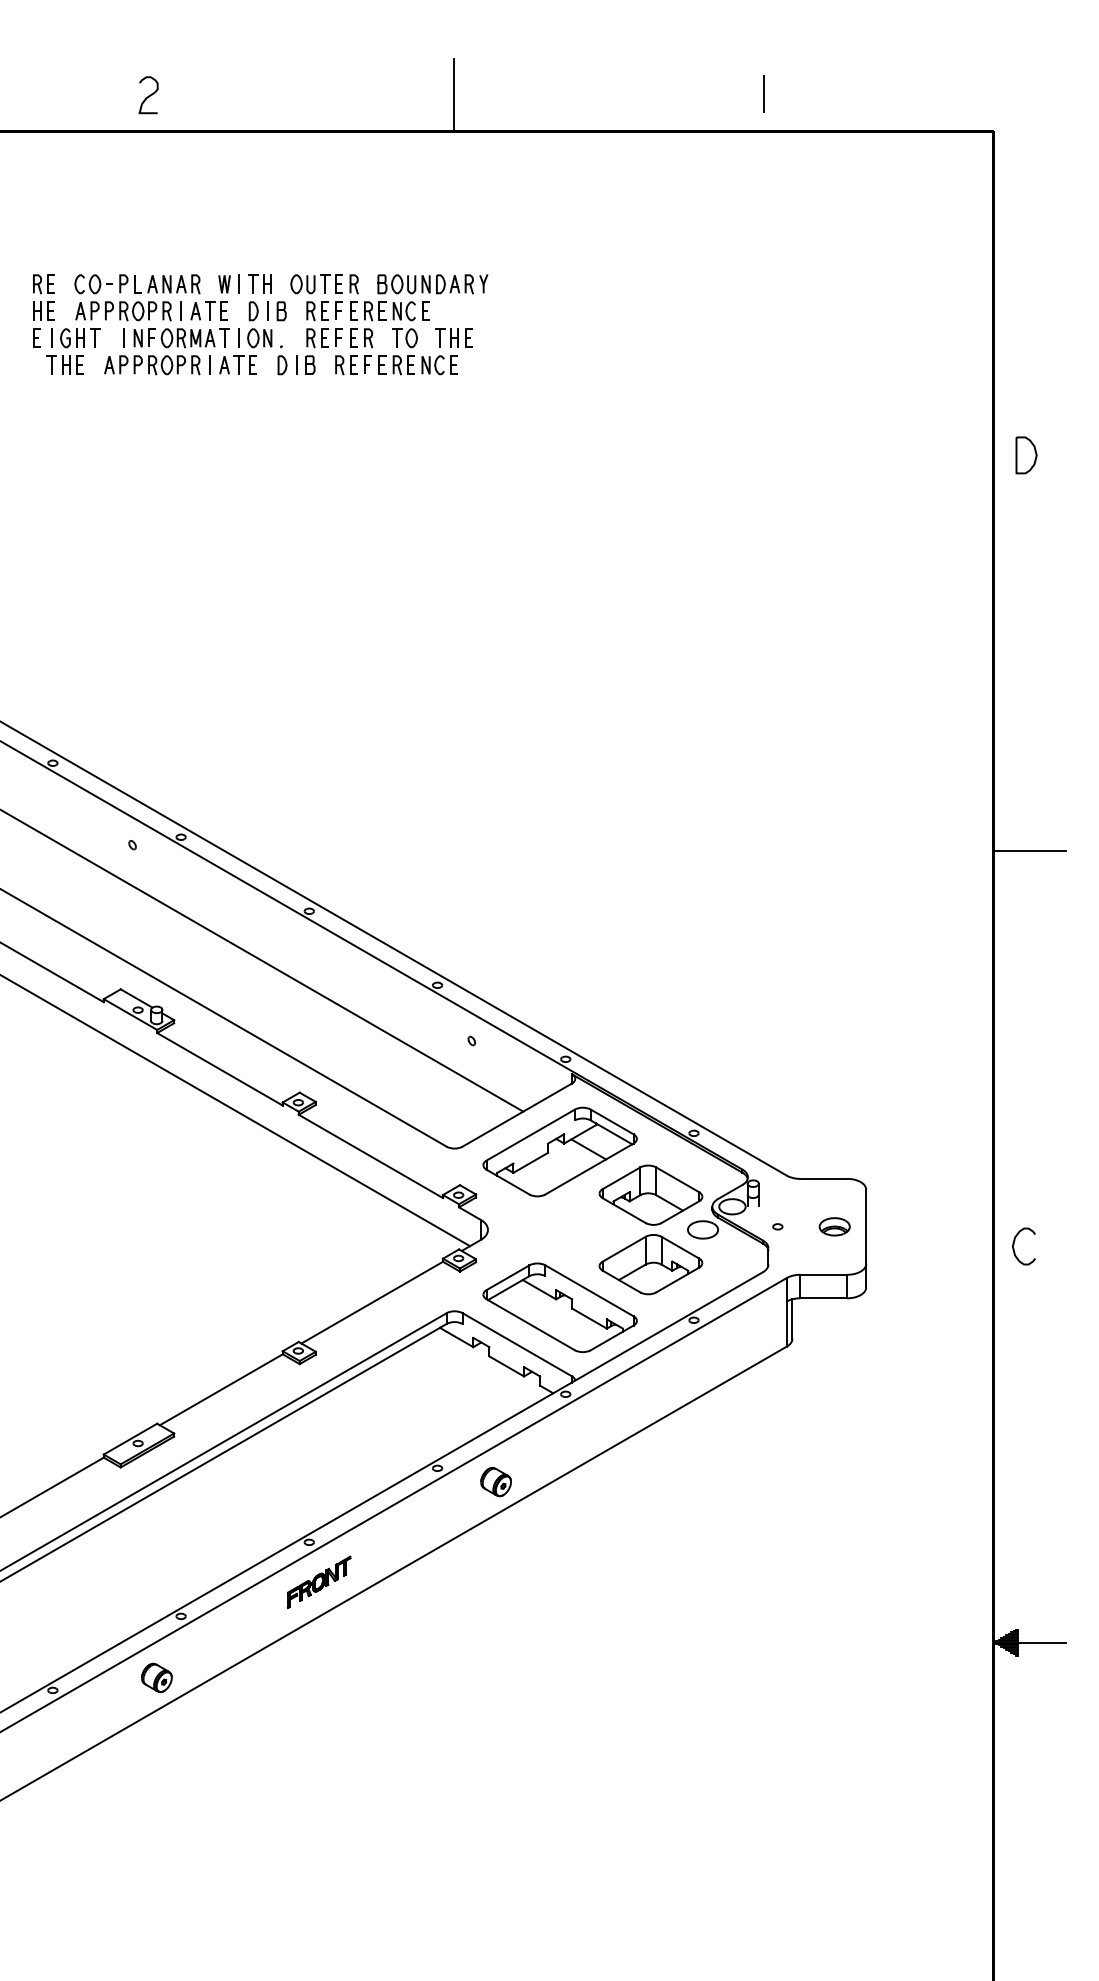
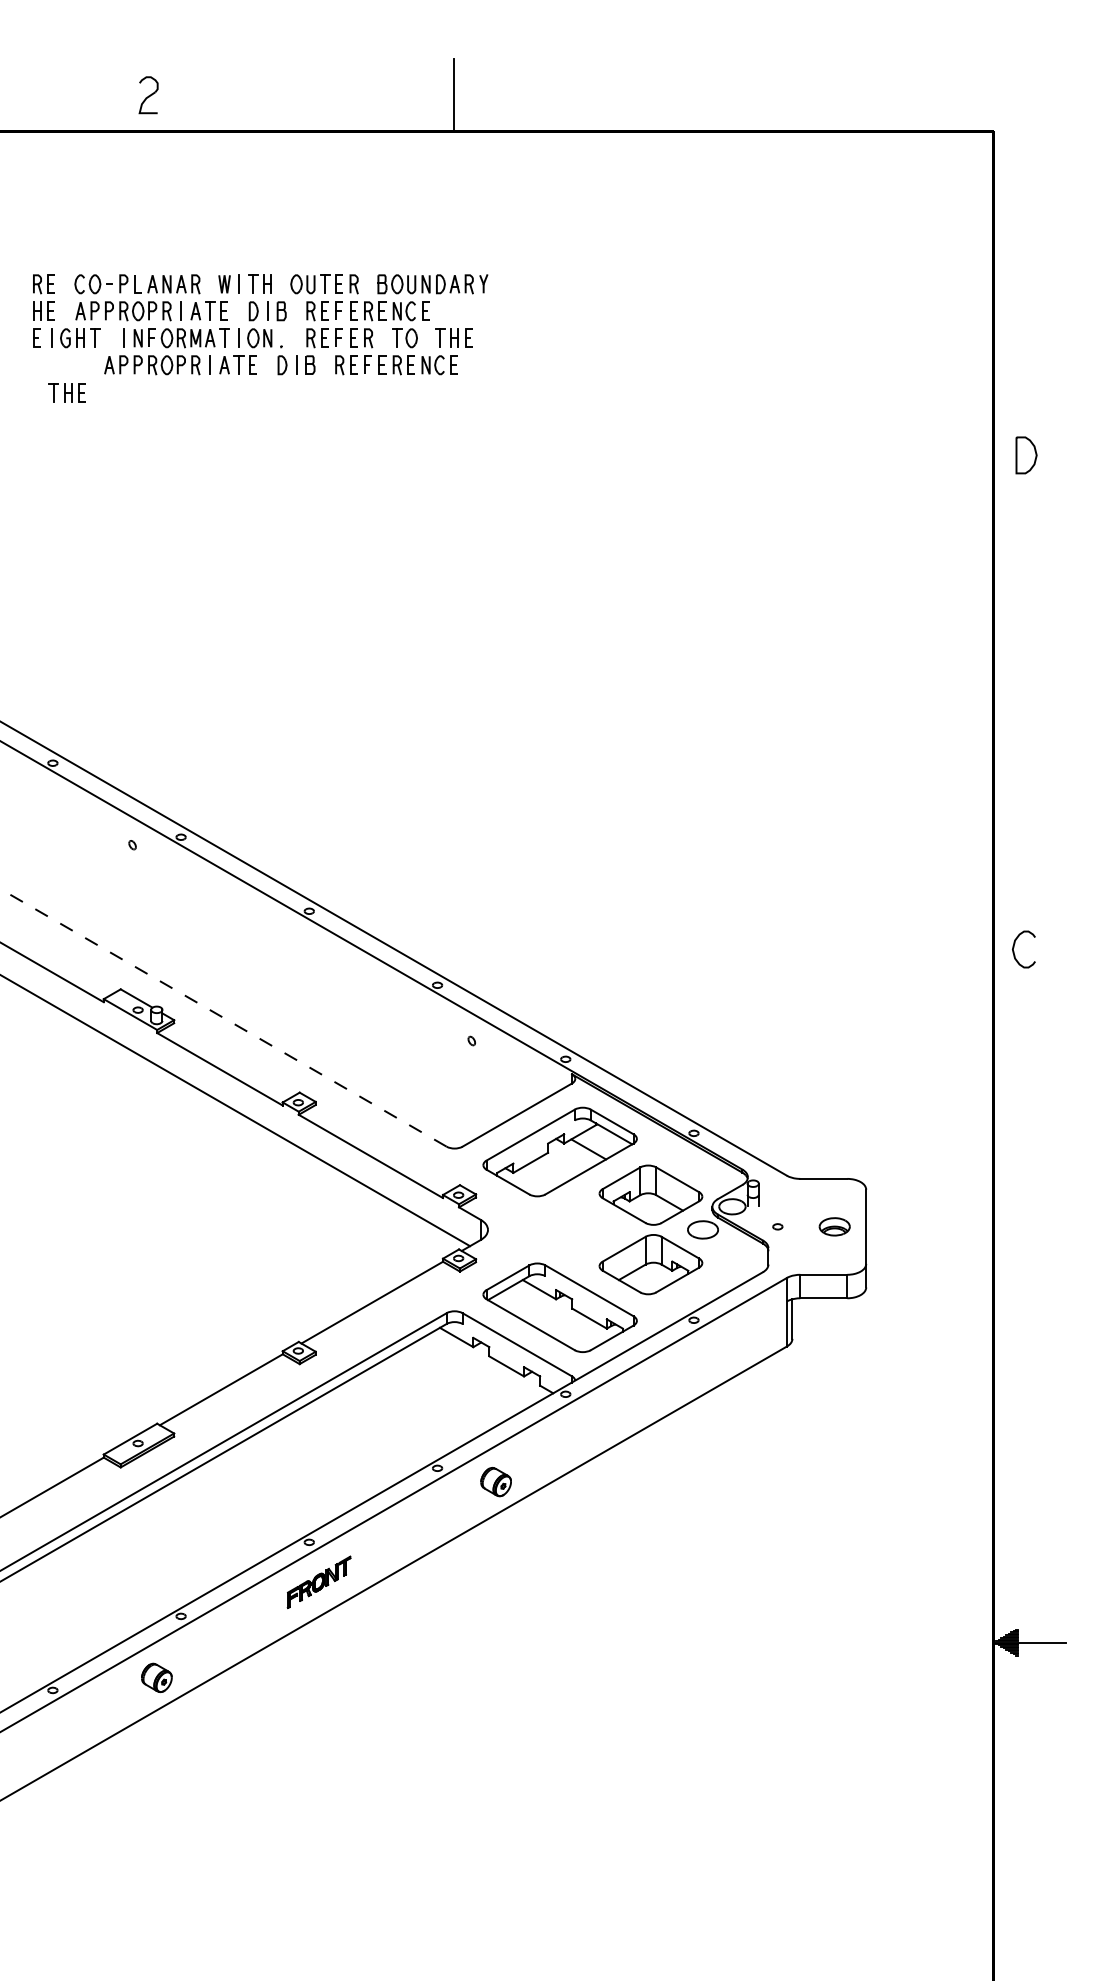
line: present -> none (764, 94)
part position: (64, 364) -> (66, 392) (66, 392)
line: present -> none (1029, 851)
line: present -> none (262, 960)
line: solid -> dashed (223, 1017)
curve position: (1014, 1244) -> (1014, 947) (1014, 947)
